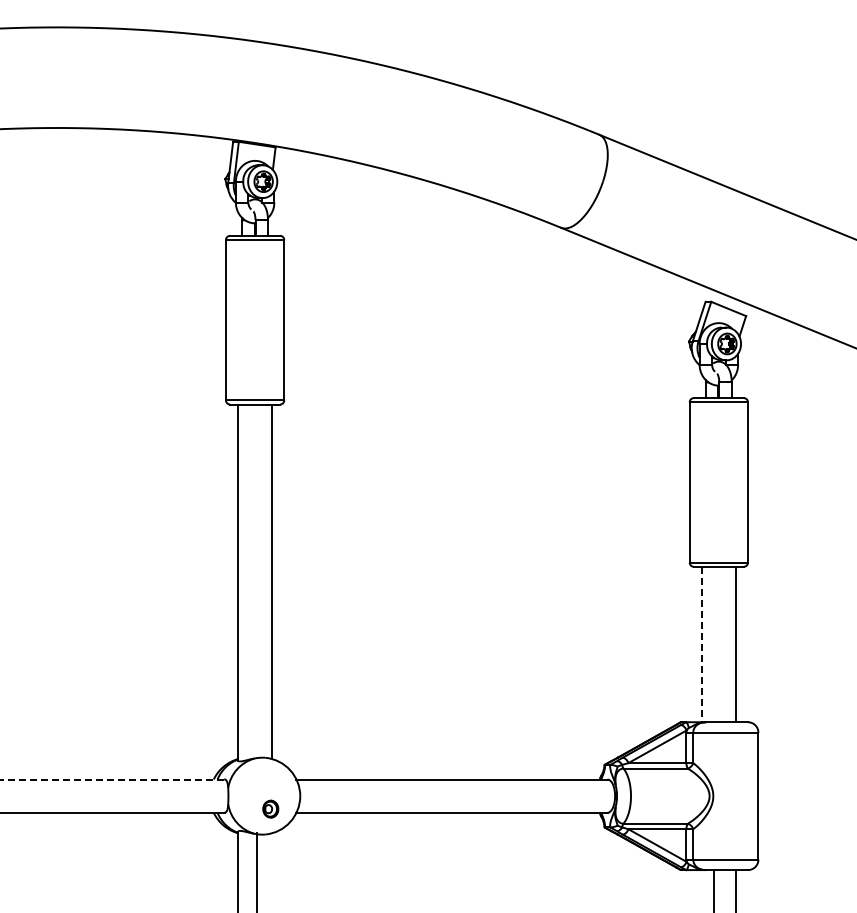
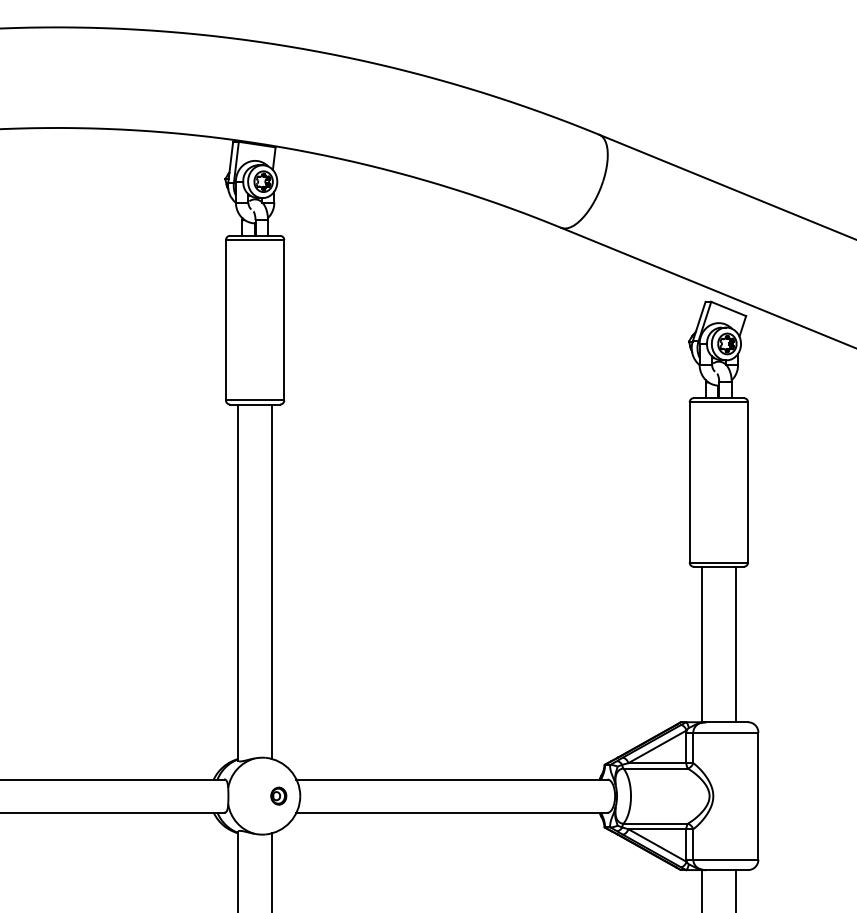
line: dashed -> solid (702, 644)
line: dashed -> solid (112, 779)
part position: (270, 808) -> (278, 795) (278, 795)
line position: (256, 871) -> (271, 871) (271, 871)
line position: (714, 889) -> (702, 889) (702, 889)
